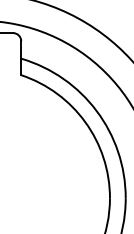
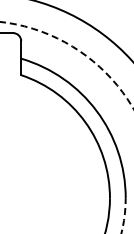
arc: solid -> dashed (78, 50)
arc: solid -> dashed (124, 215)
